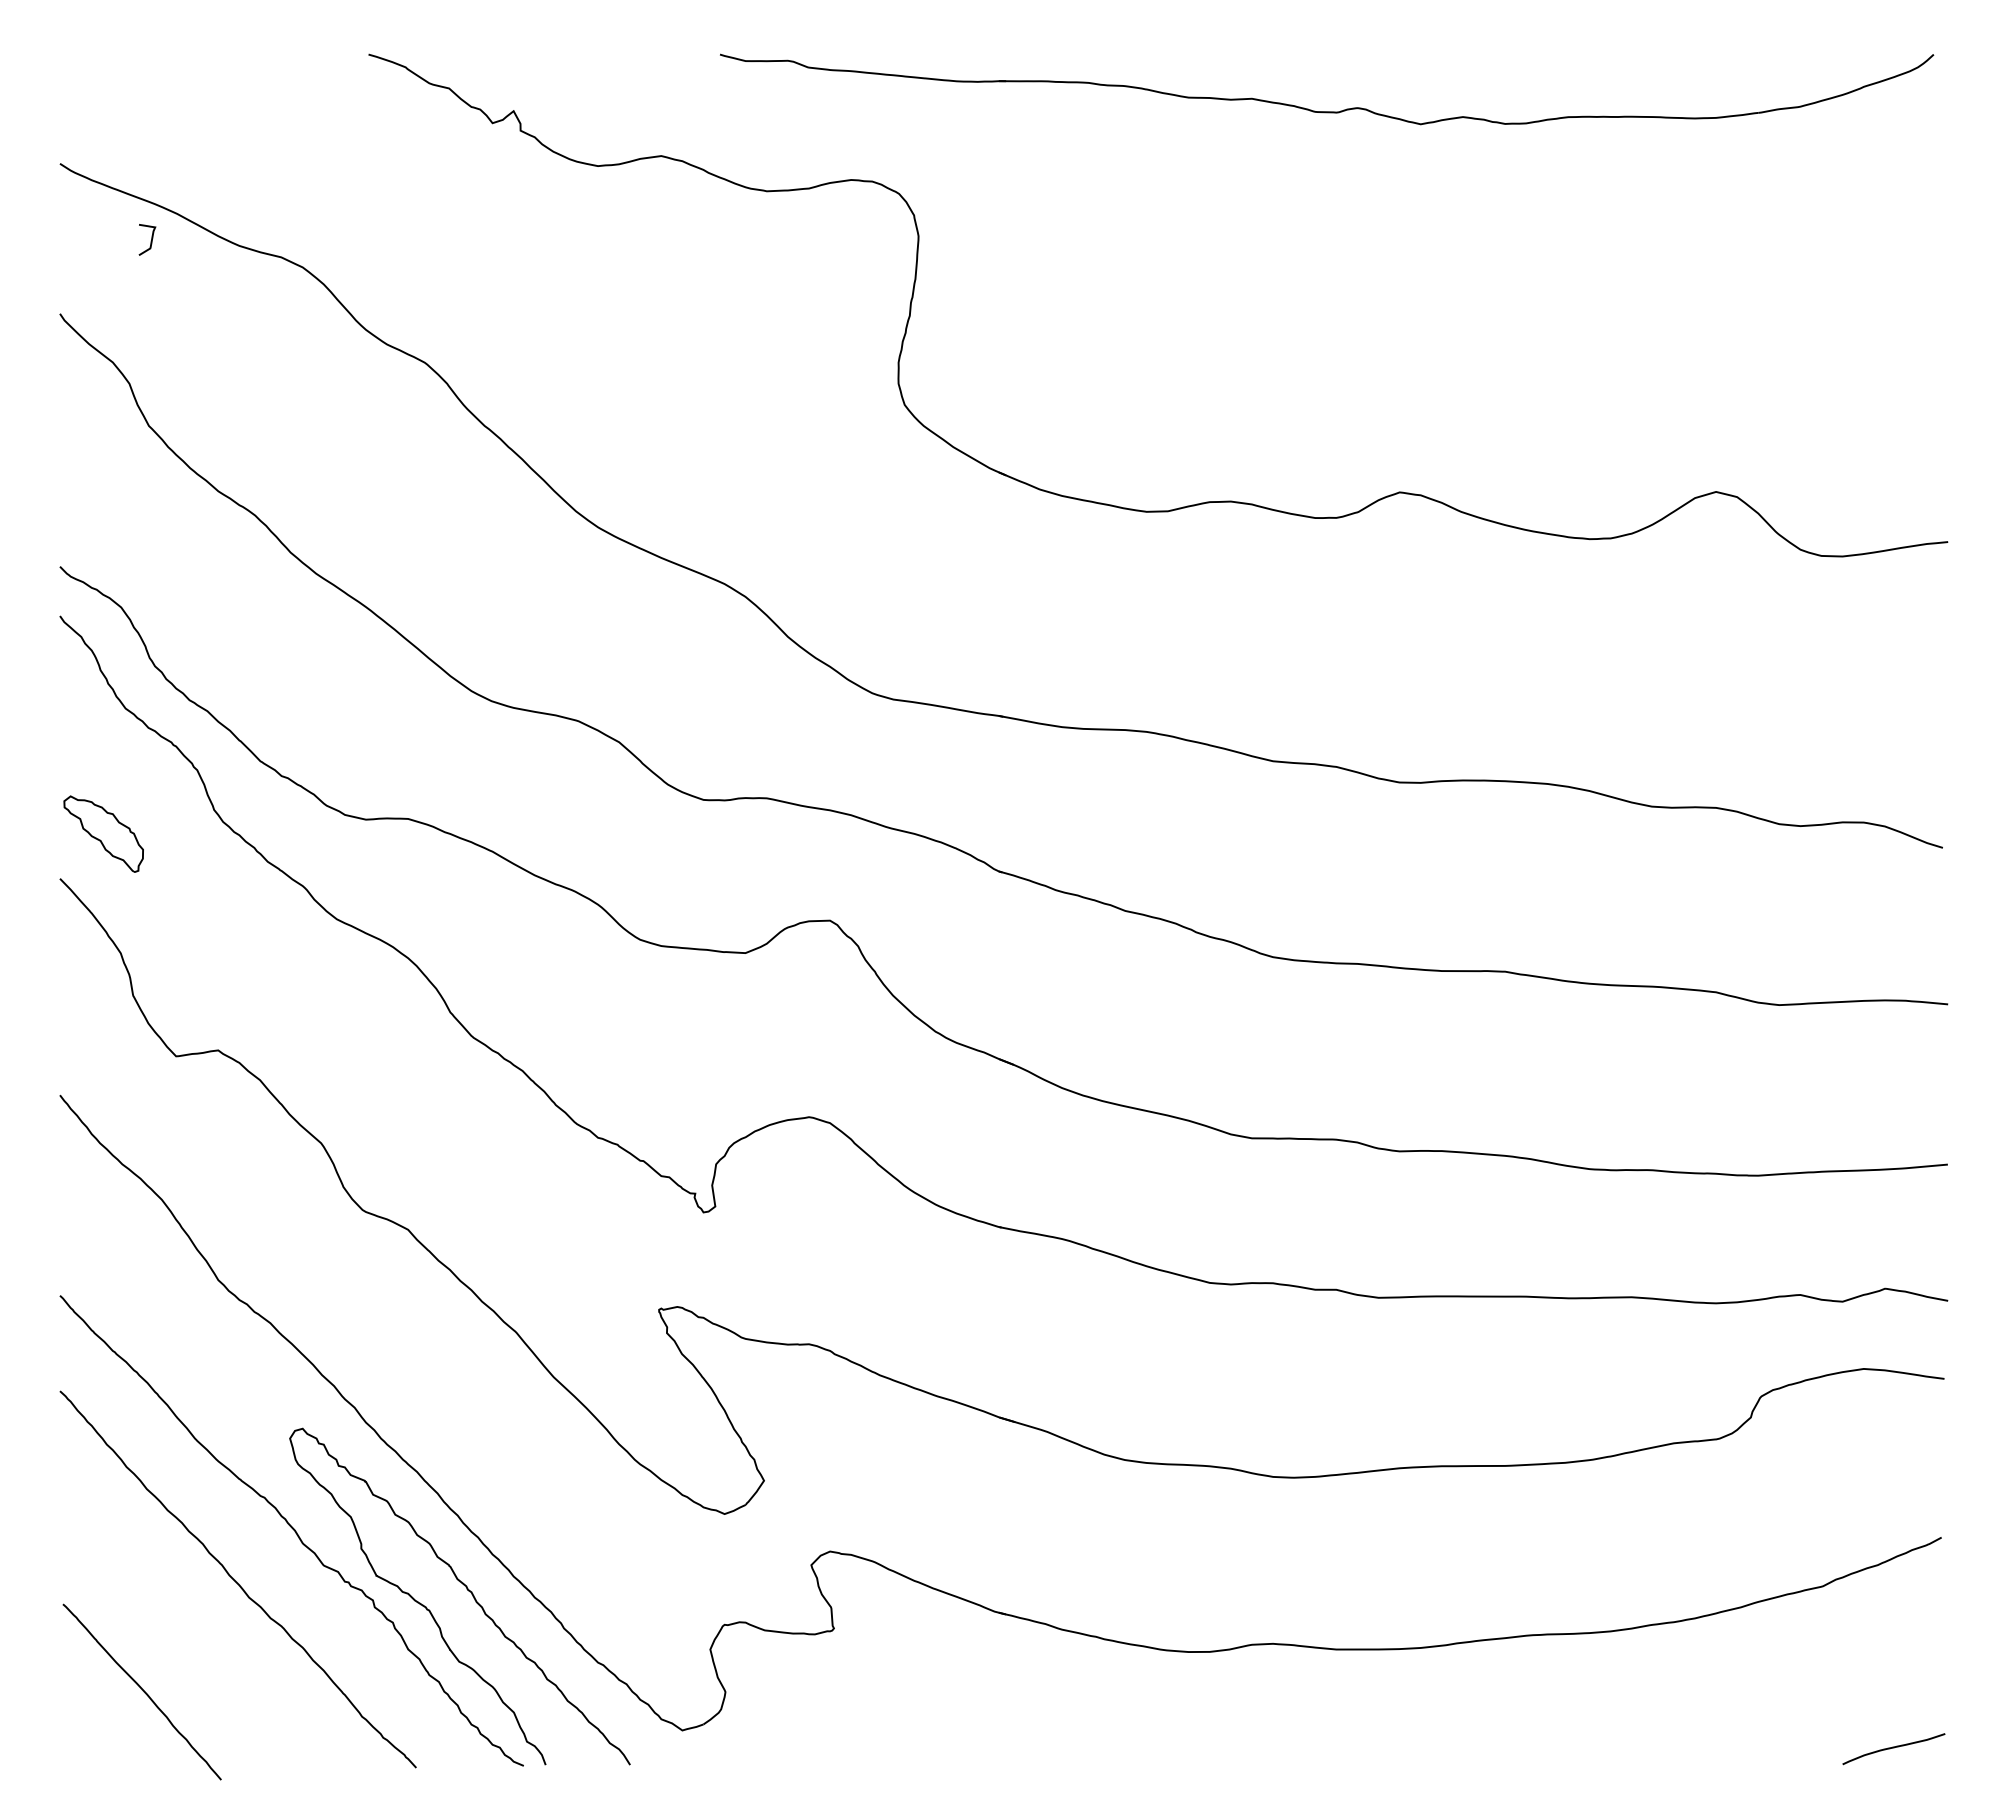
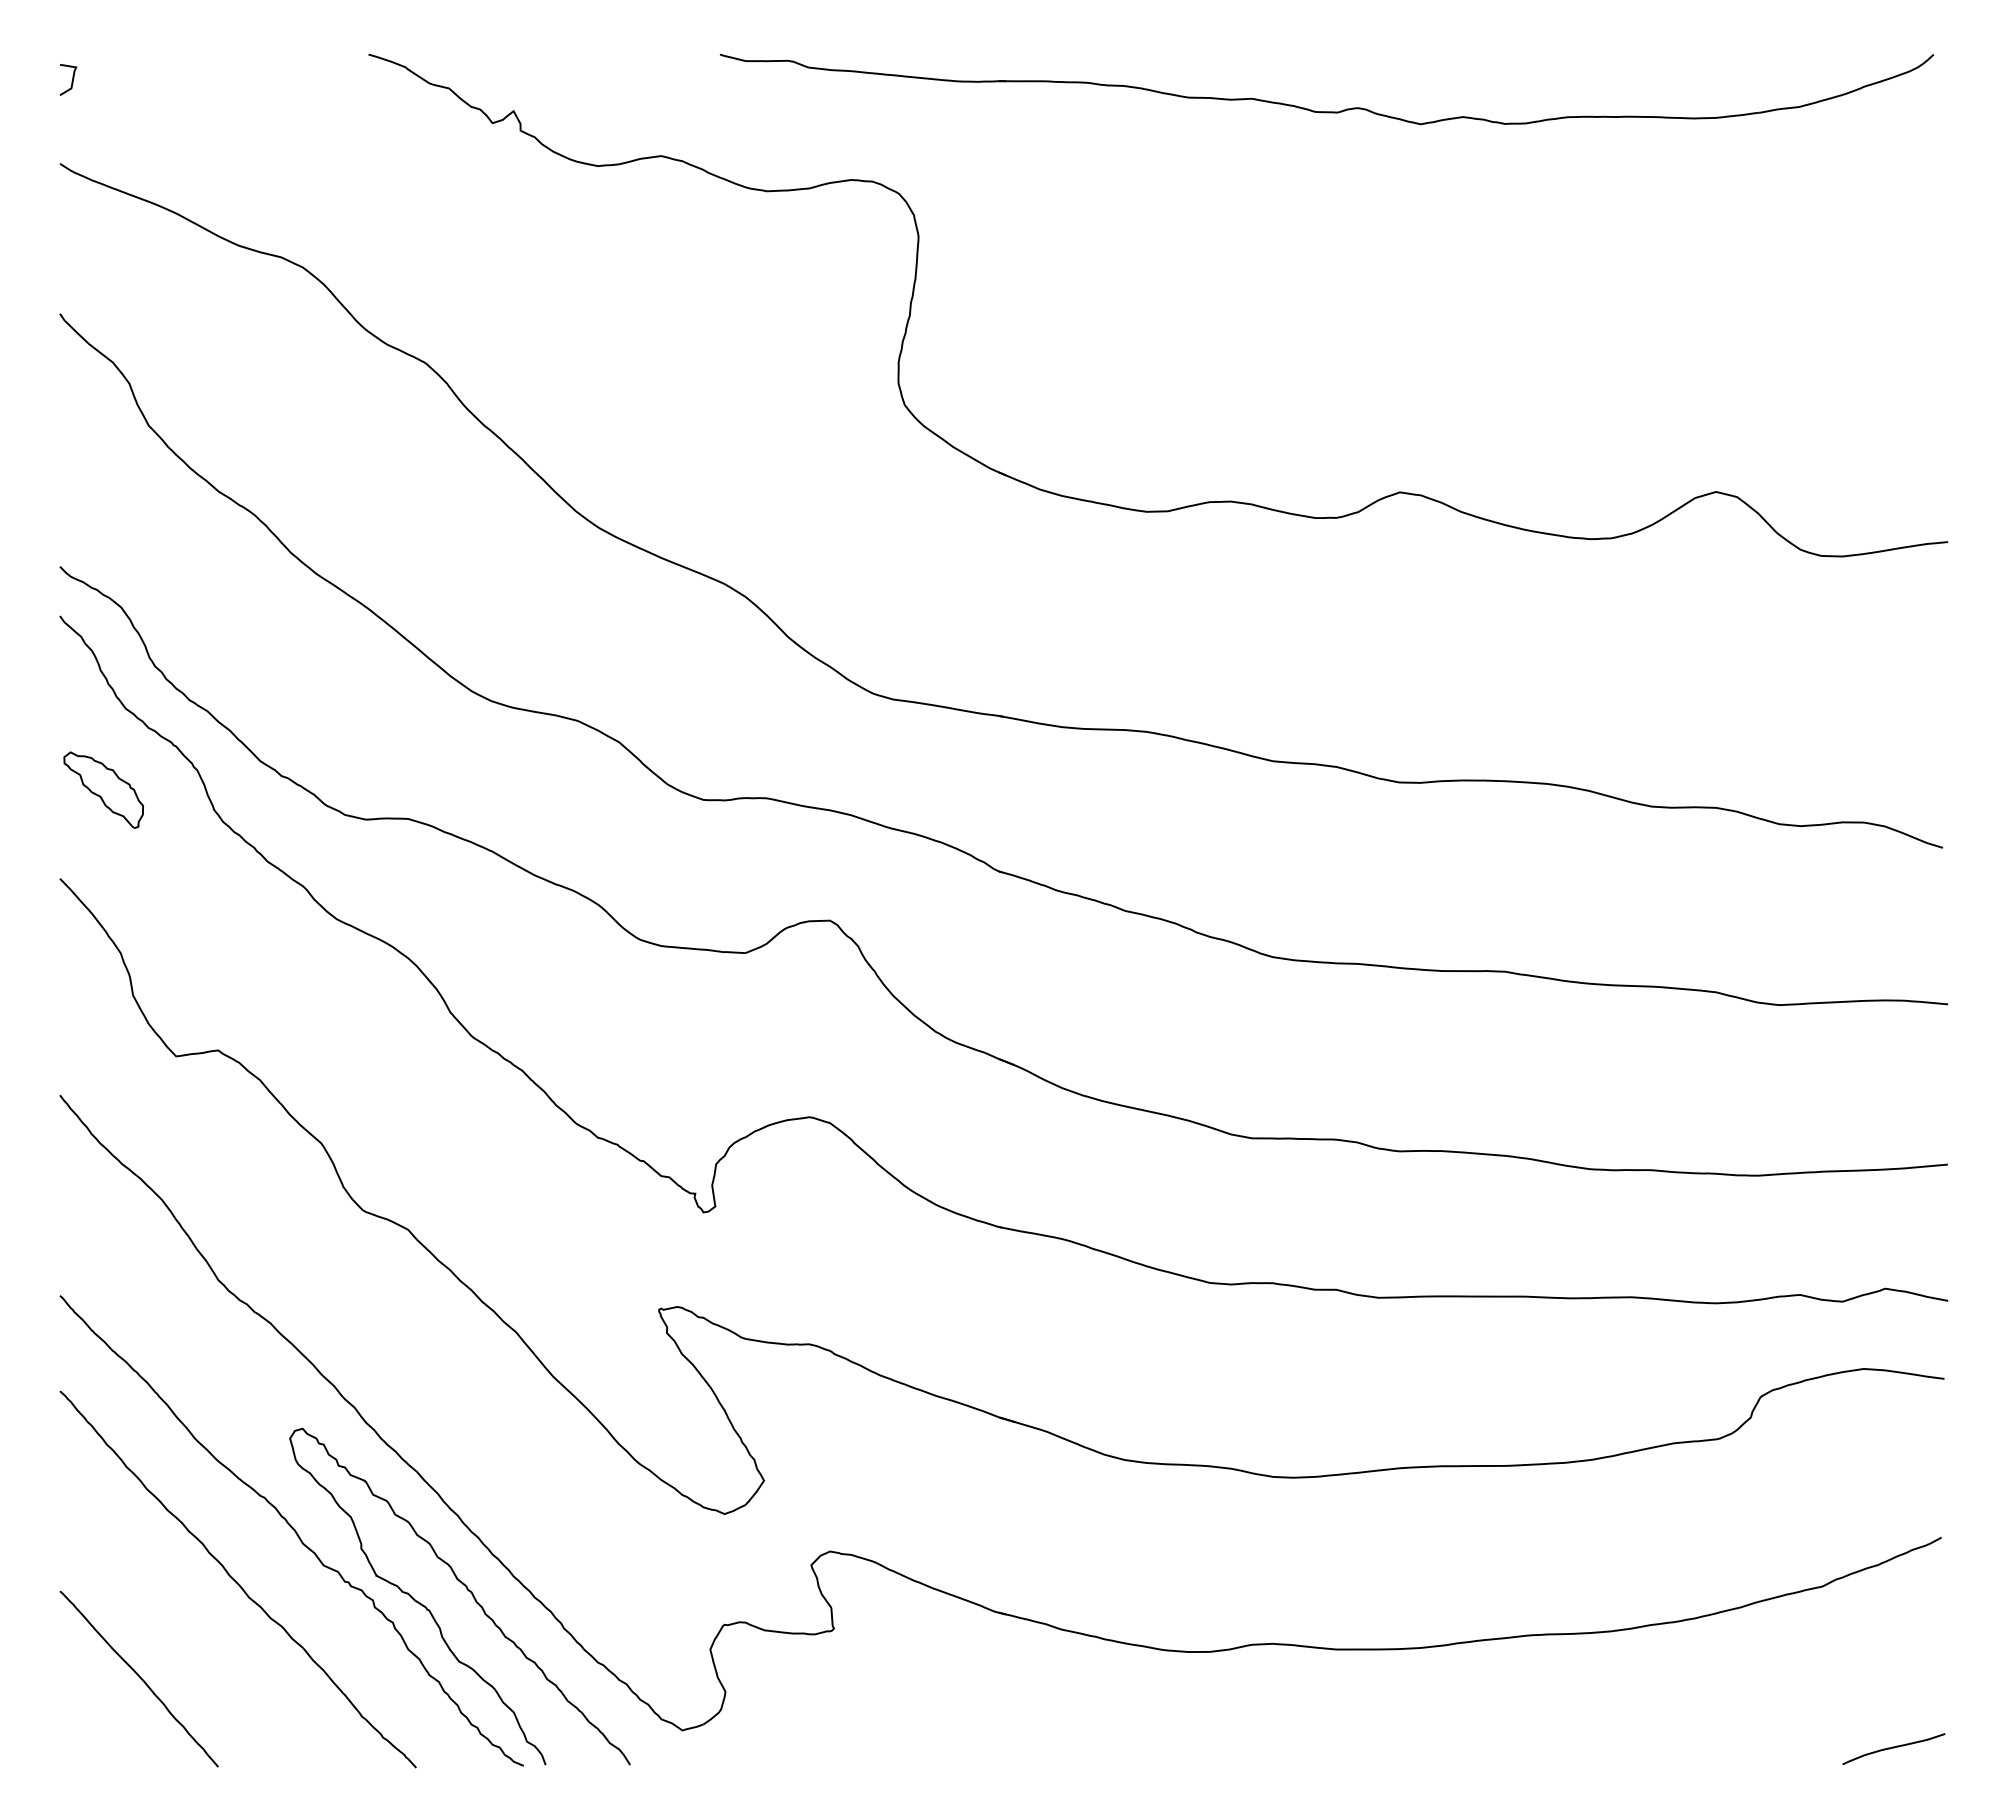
curve position: (150, 241) -> (71, 81) (71, 81)
part position: (103, 833) -> (103, 789) (103, 789)
curve position: (142, 1690) -> (139, 1677) (139, 1677)
